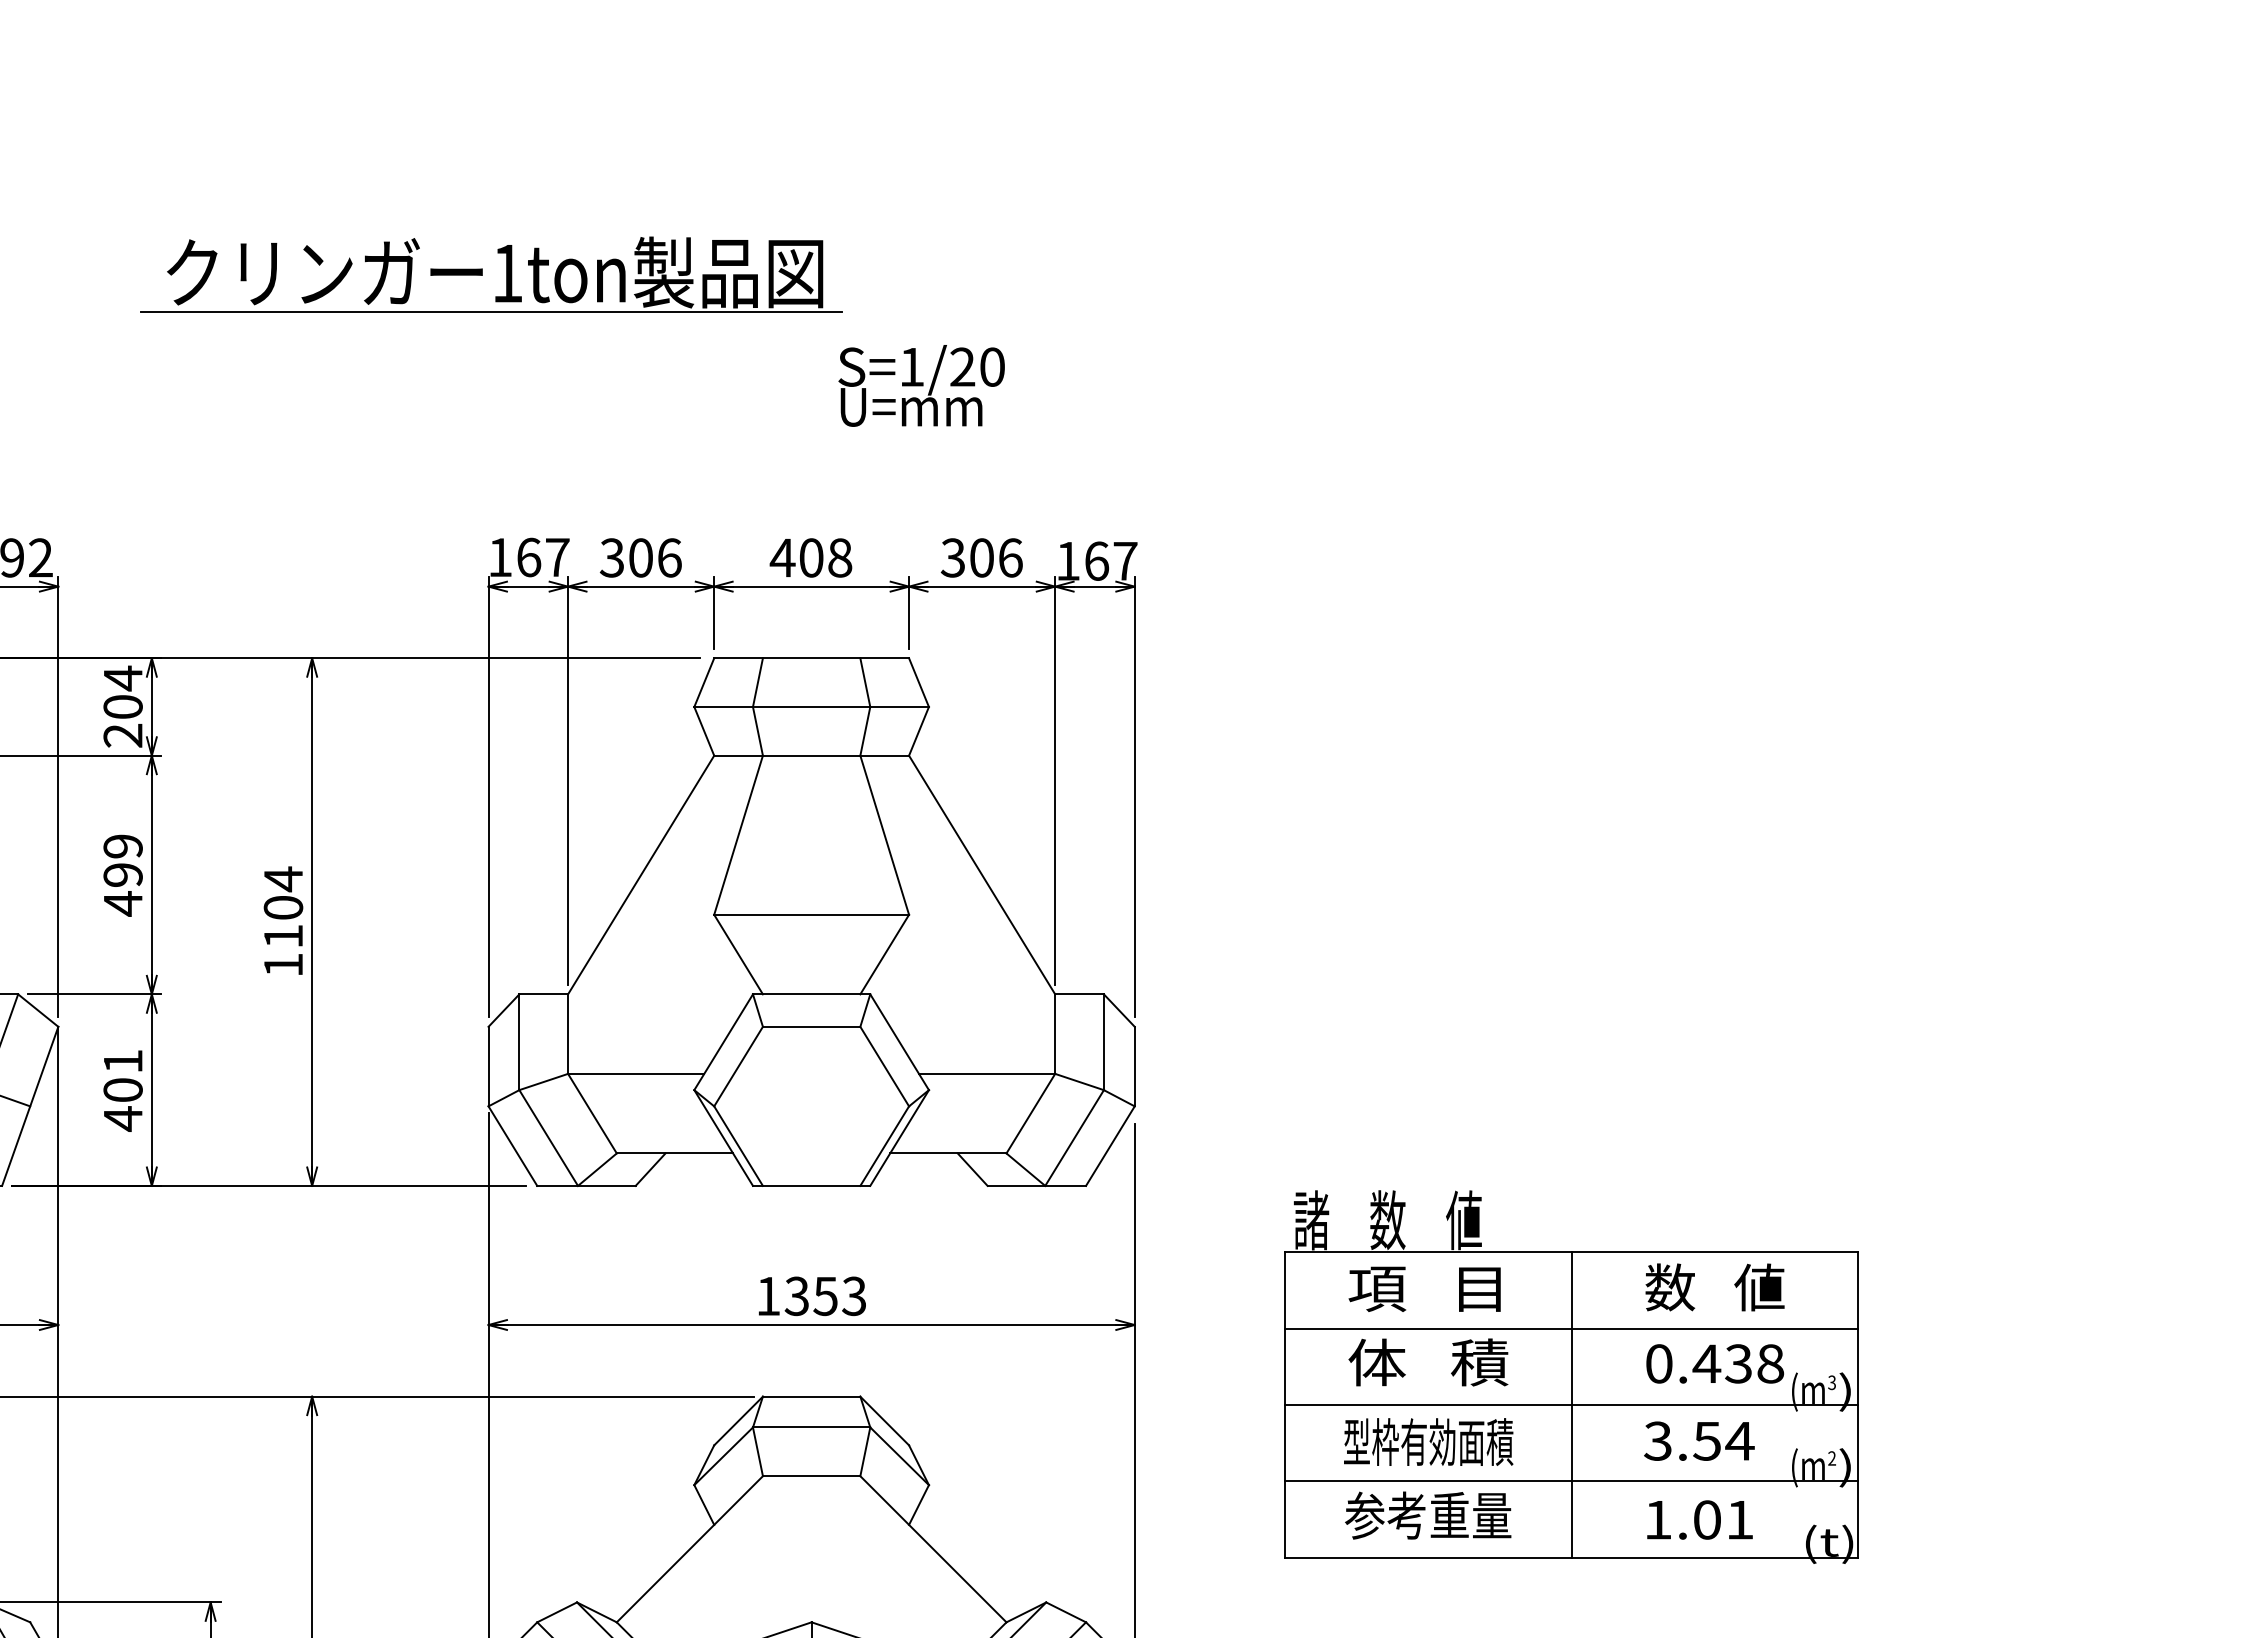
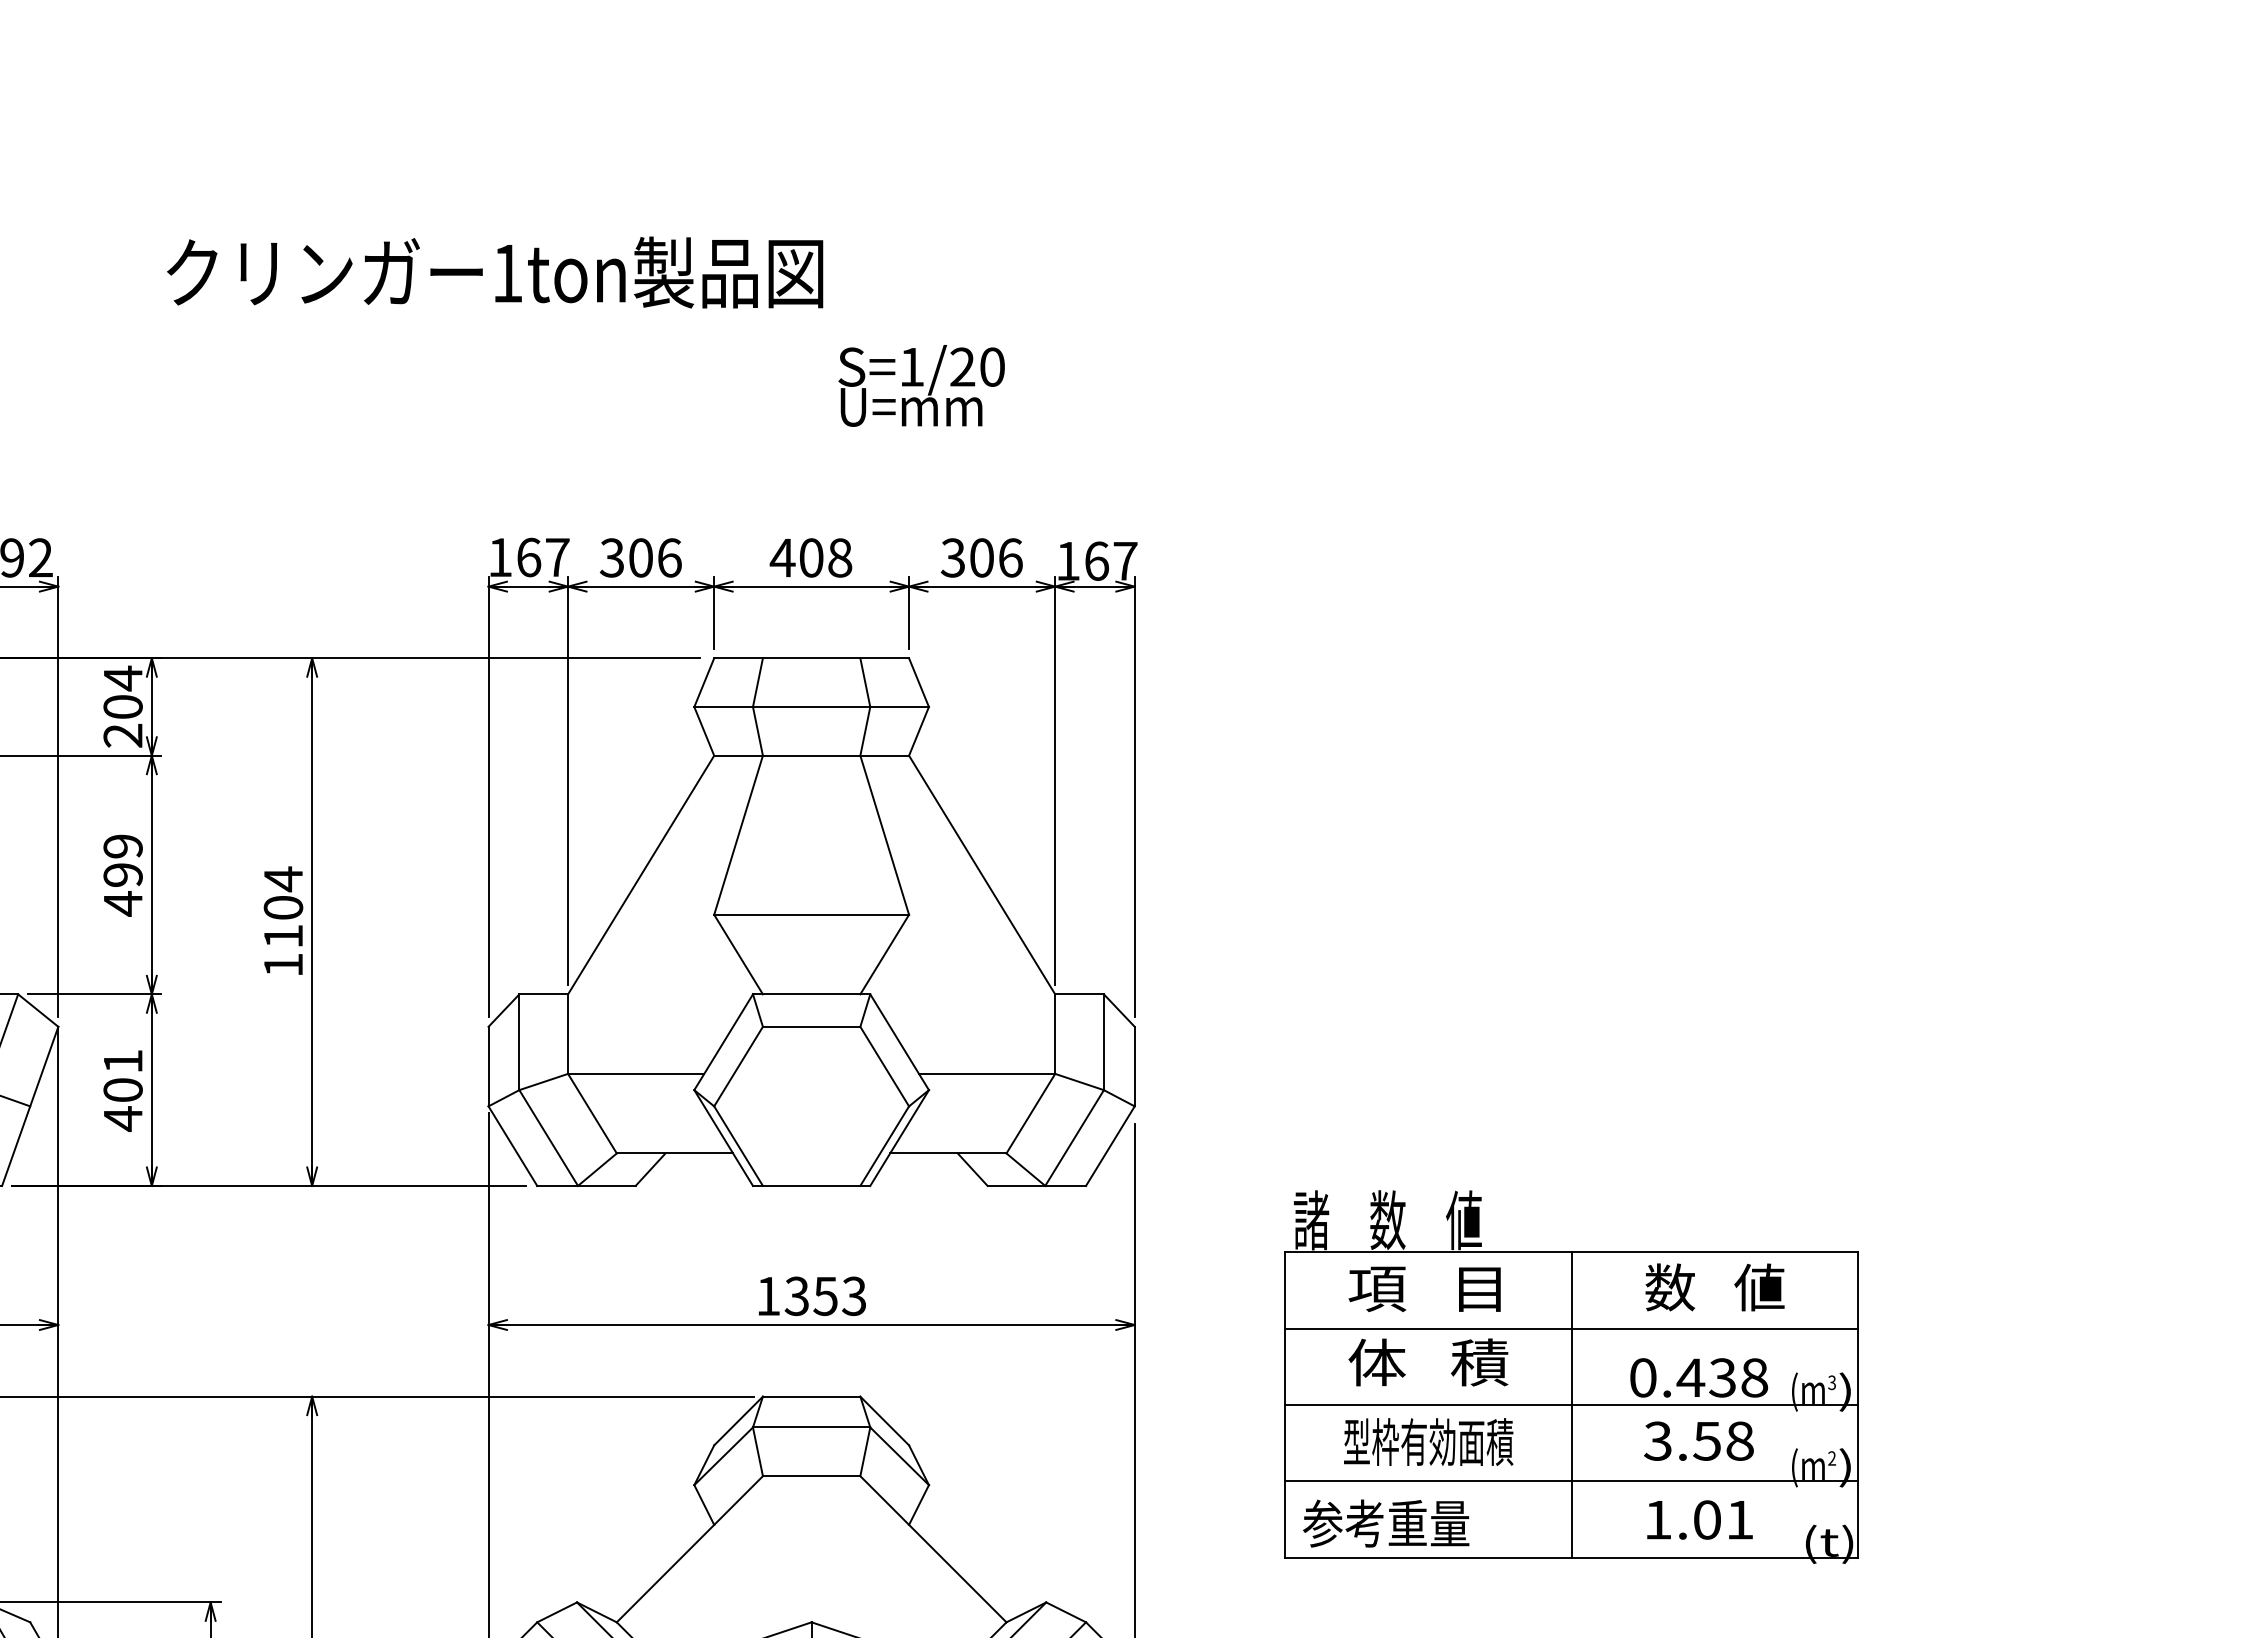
line: present -> none (491, 312)
text position: (1715, 1363) -> (1699, 1377) (1699, 1377)
text: 3.54 -> 3.58 (1739, 1440)
text position: (1428, 1515) -> (1386, 1523) (1386, 1523)
